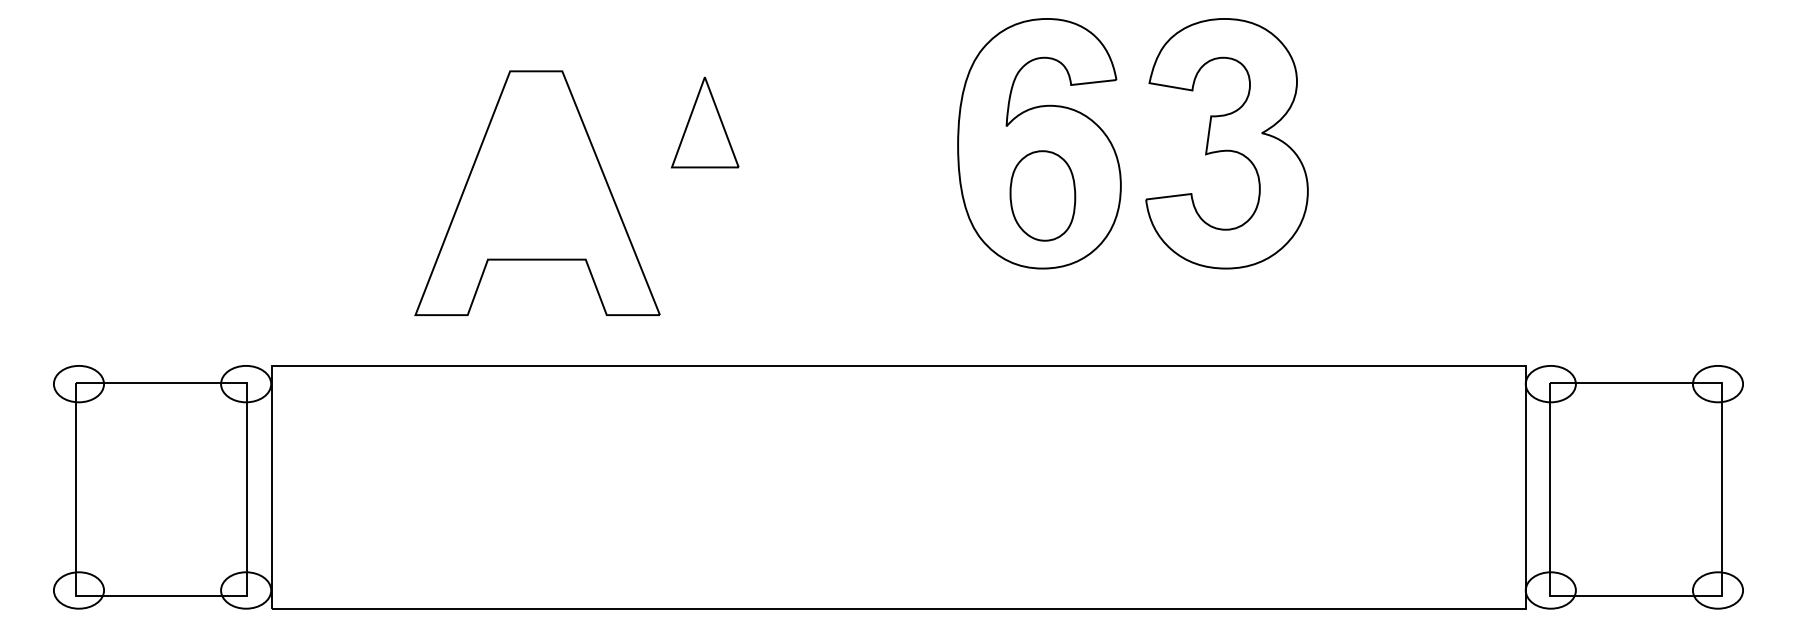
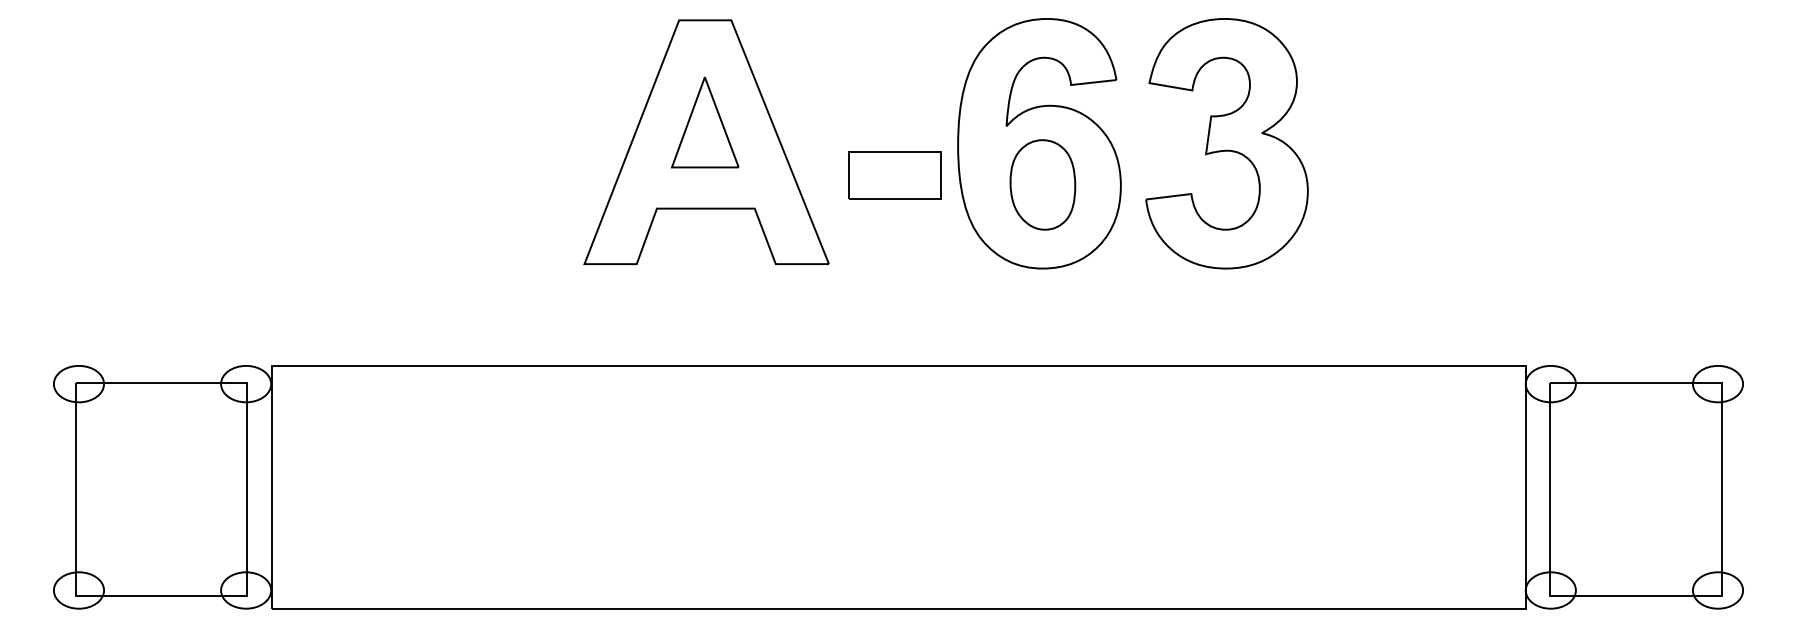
part: none -> present (894, 175)
part position: (537, 192) -> (706, 141) (706, 141)
part position: (1042, 195) -> (1042, 184) (1042, 184)
